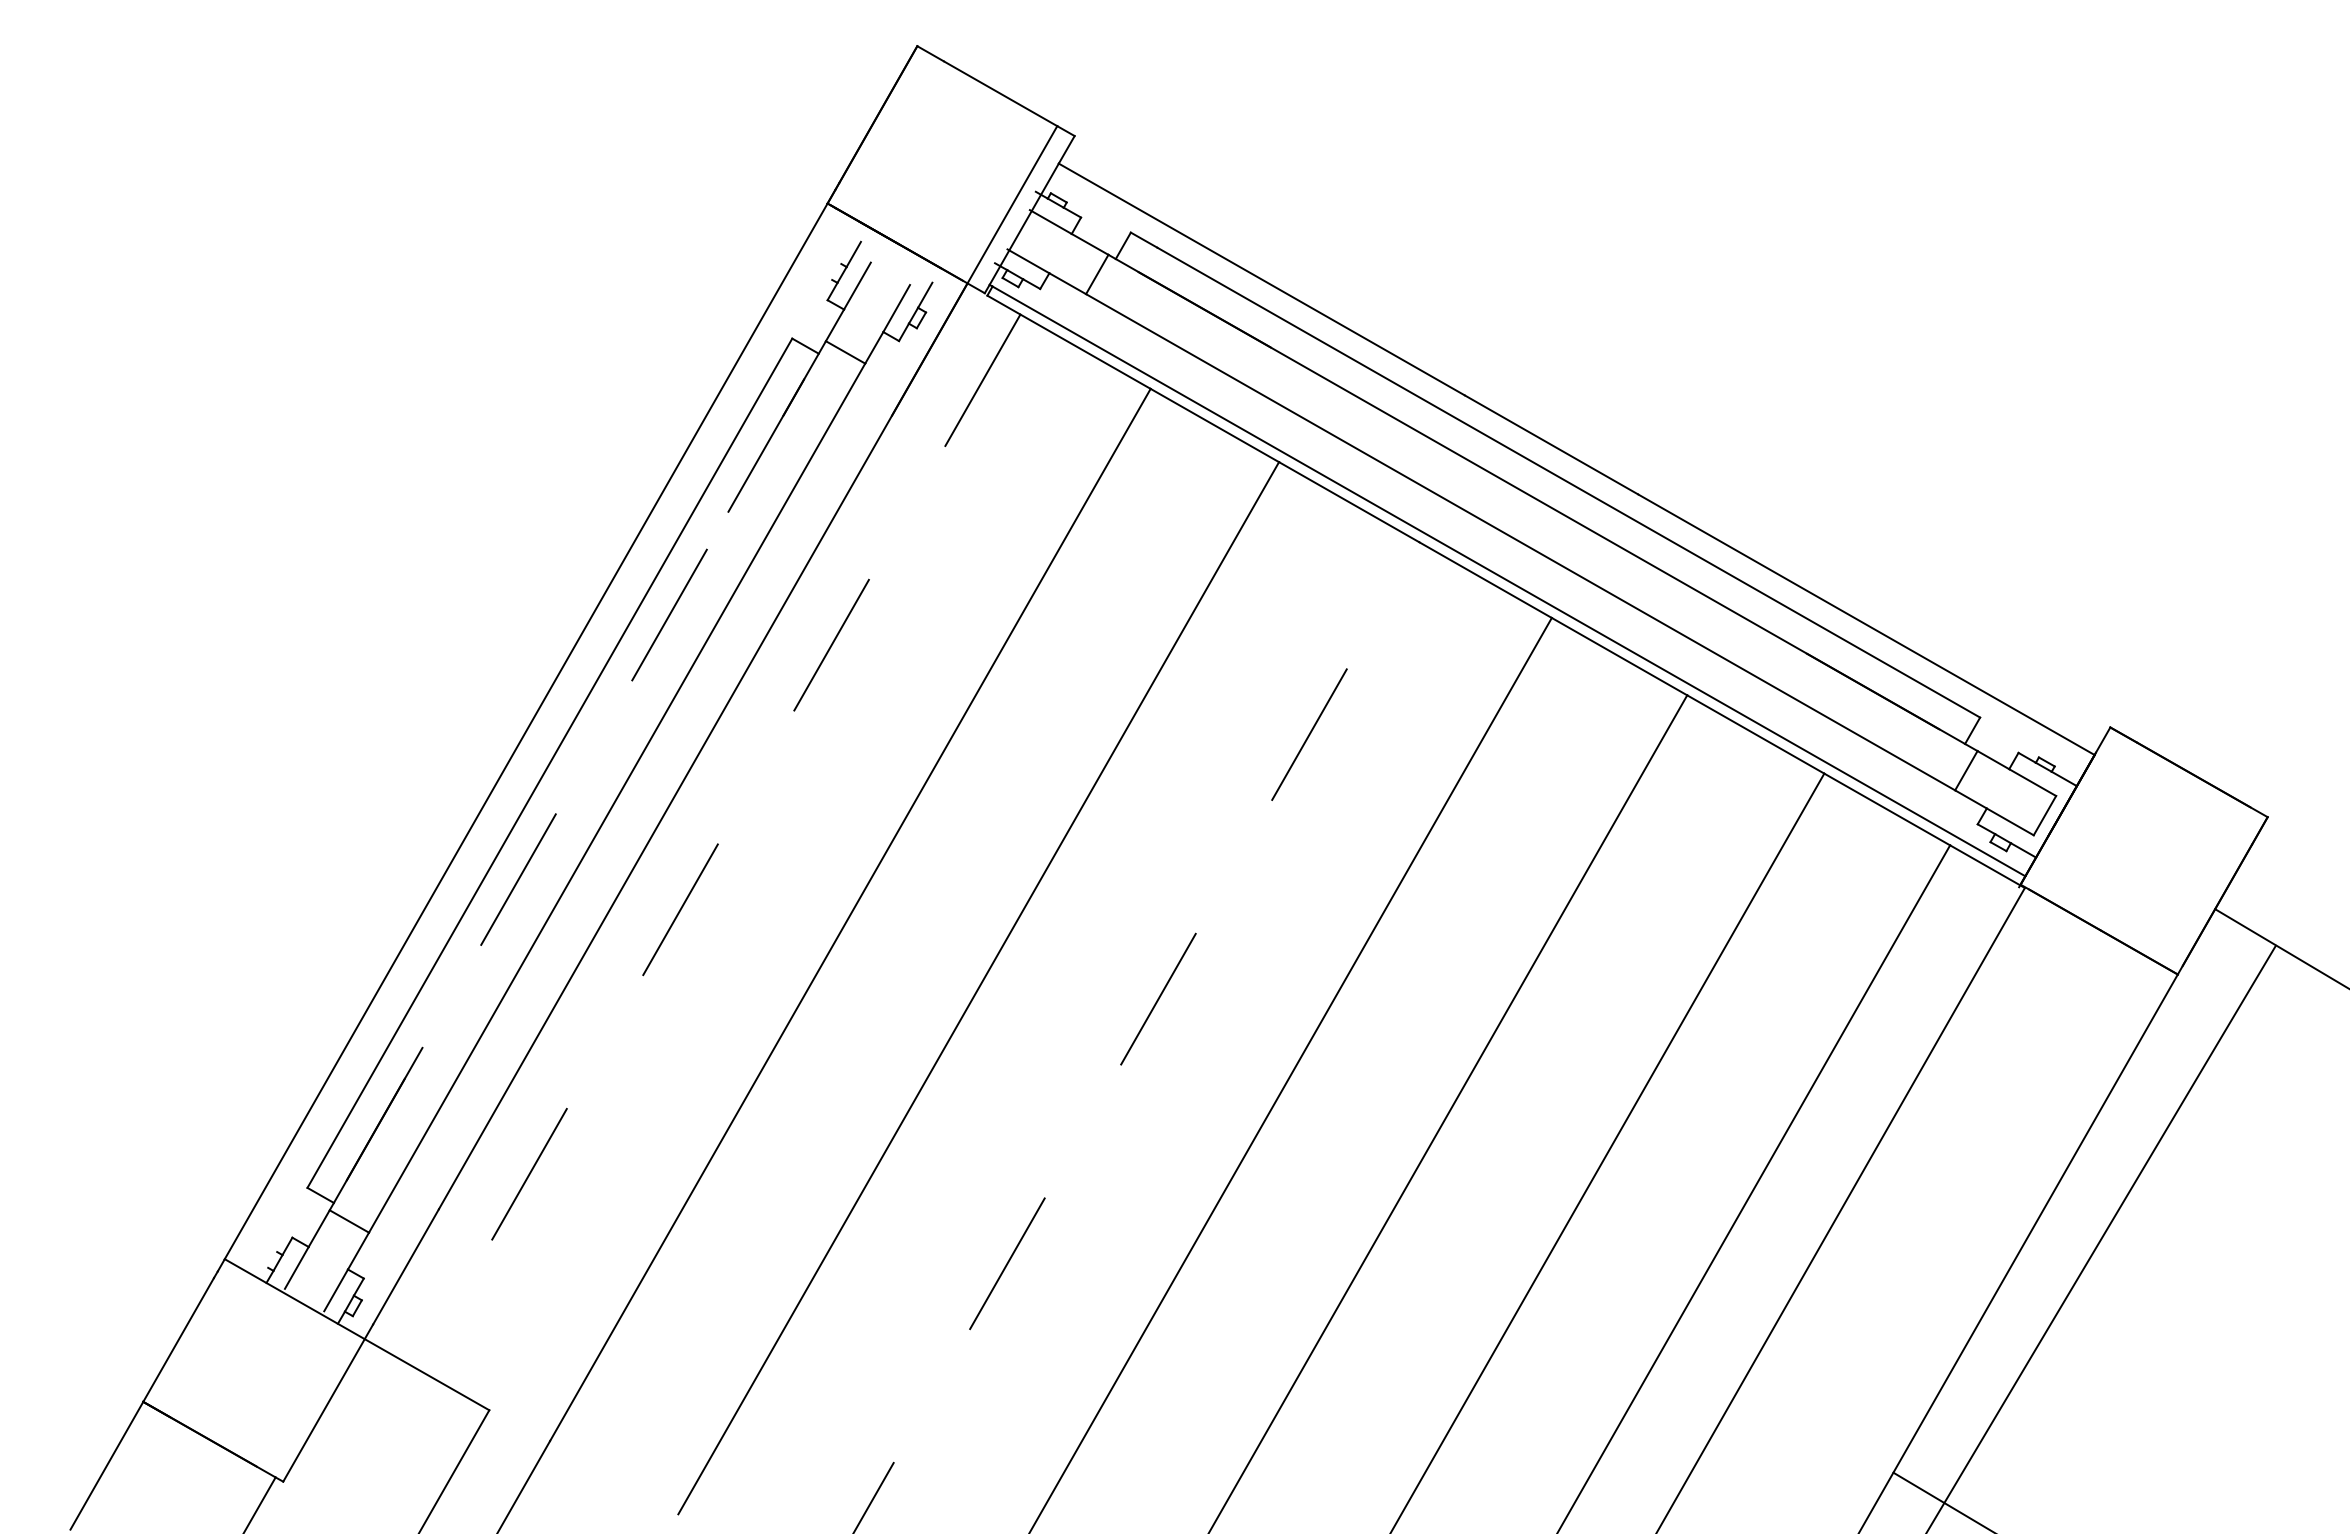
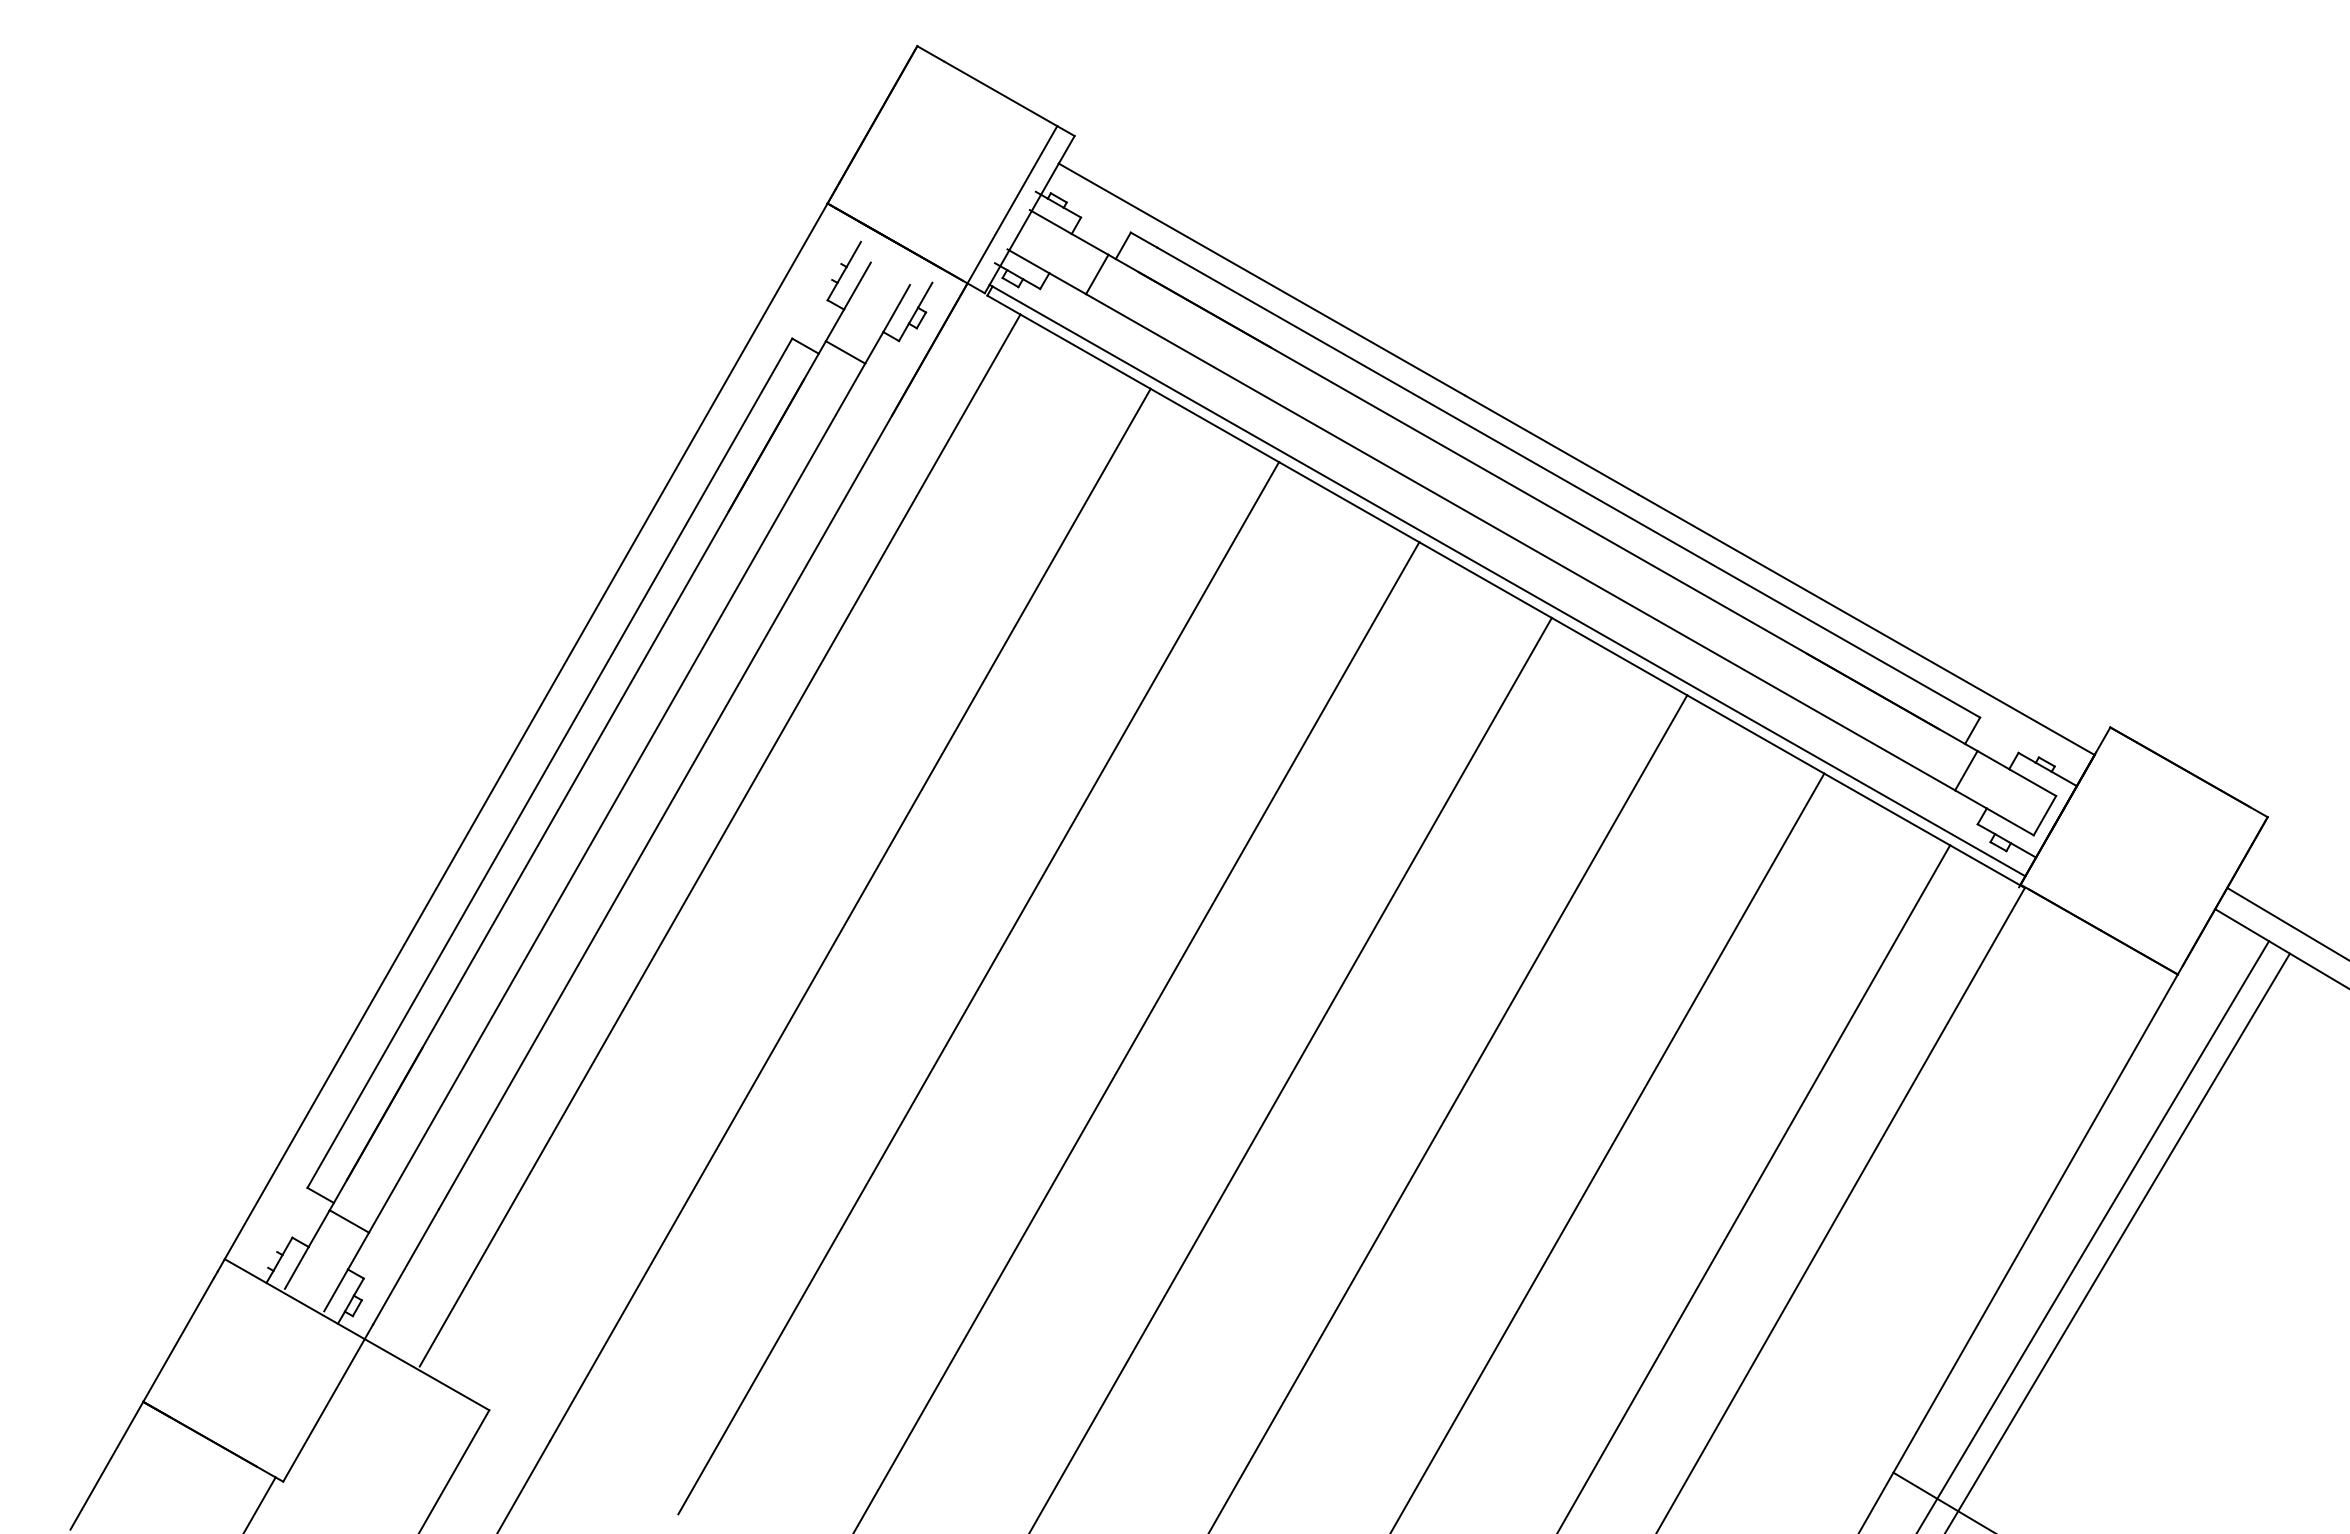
line: dashed -> solid (578, 775)
line: dashed -> solid (720, 840)
line: none -> present (2286, 923)
line: dashed -> solid (1136, 1037)
line: none -> present (2093, 1235)
line position: (2101, 1237) -> (2117, 1241) (2117, 1241)
